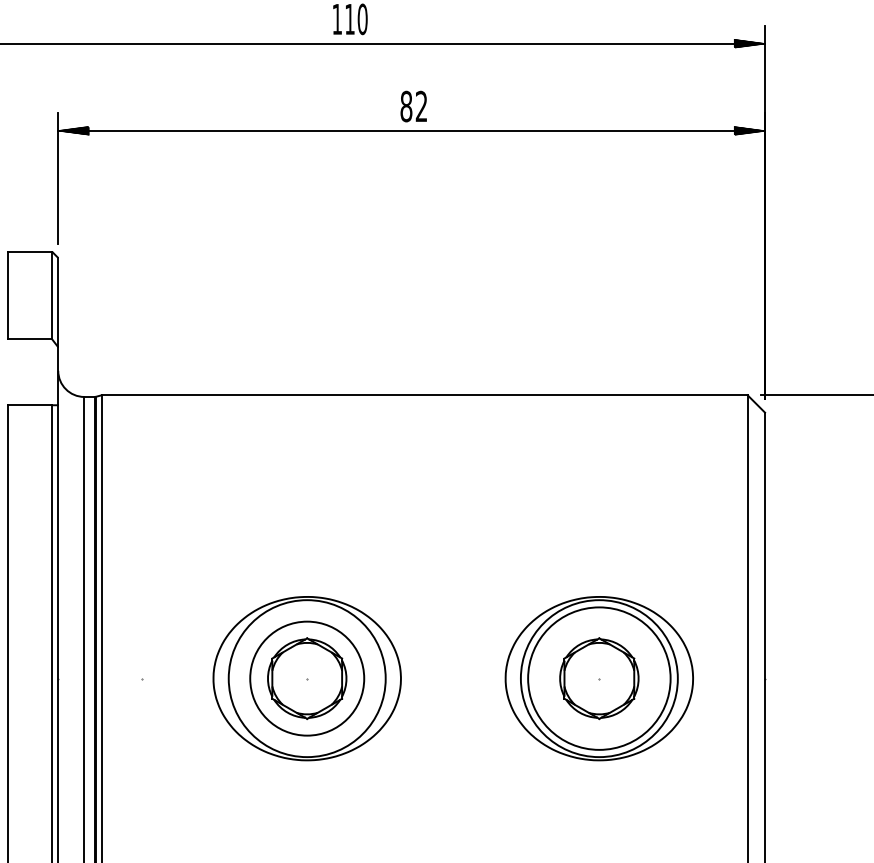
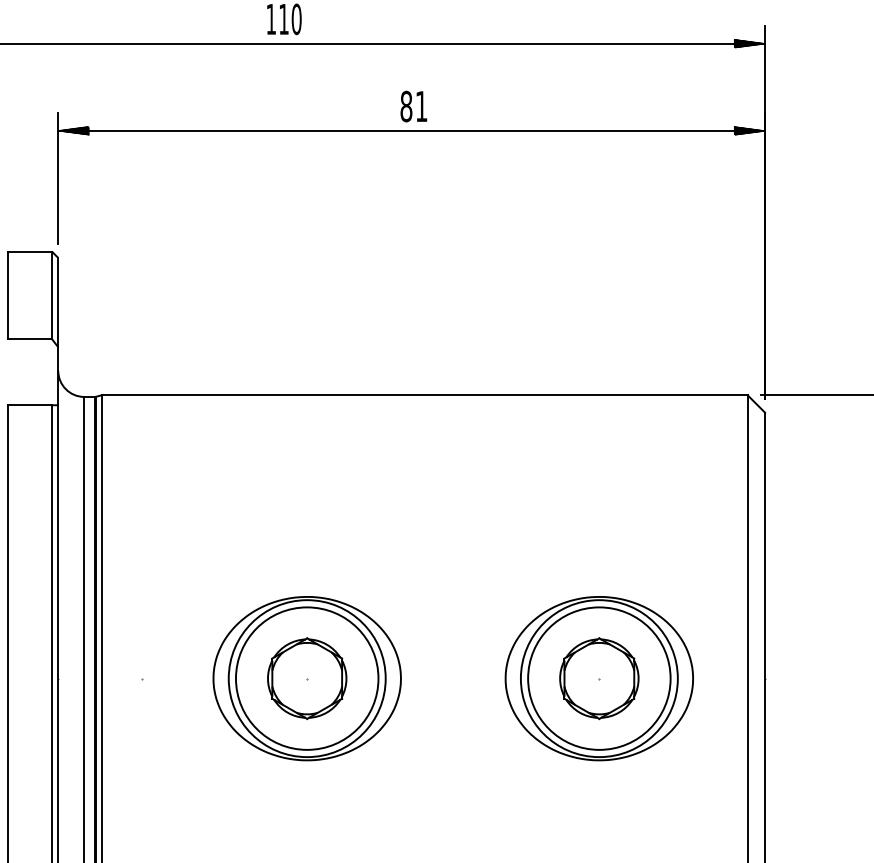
text position: (350, 19) -> (284, 19) (284, 19)
text: 82 -> 81 (421, 105)
circle diameter: 114 px -> 142 px (306, 678)
